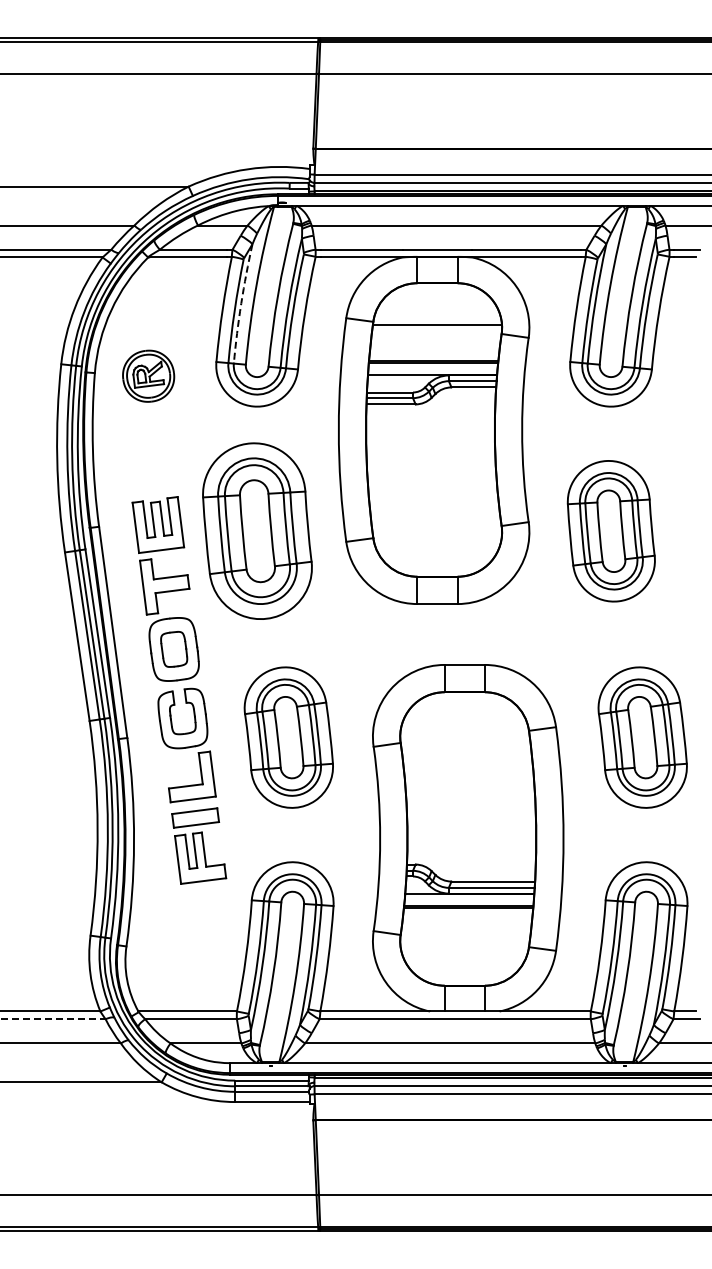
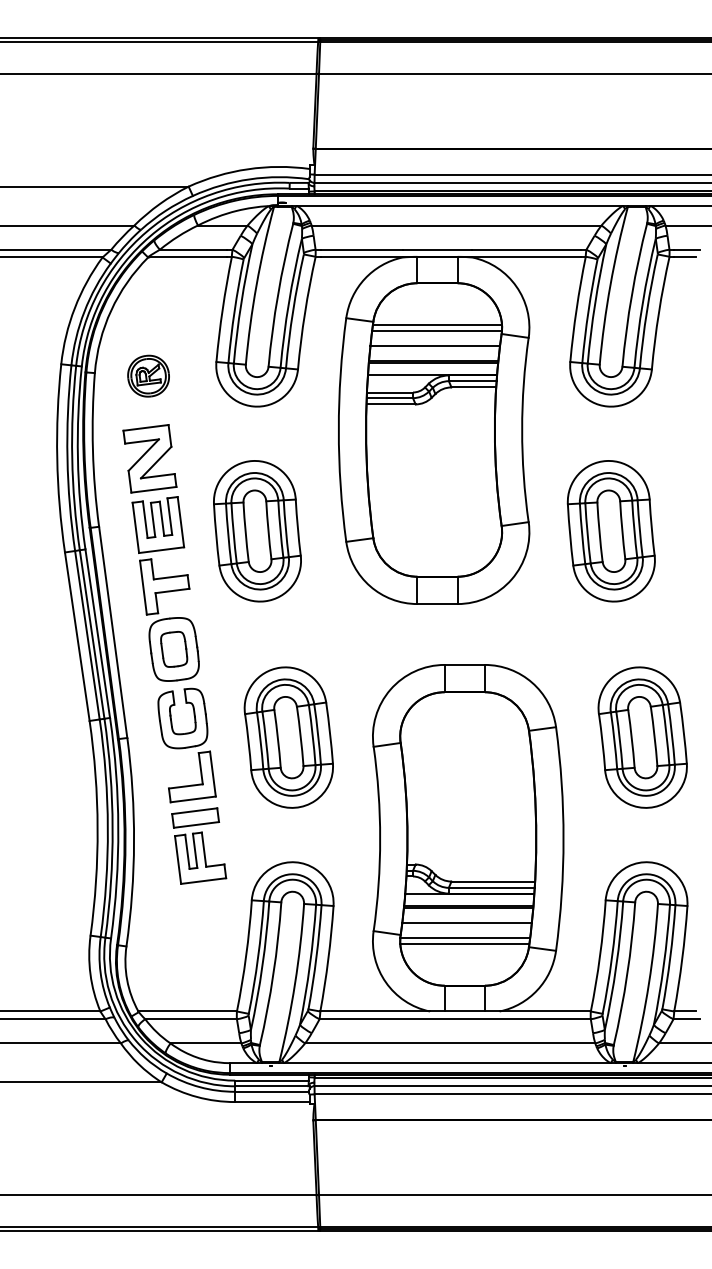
arc: dashed -> solid (241, 303)
line: none -> present (436, 330)
line: none -> present (434, 346)
part size: 54x54 px -> 43x44 px (148, 375)
part: none -> present (149, 458)
part size: 111x178 px -> 89x143 px (257, 531)
line: none -> present (466, 922)
line: none -> present (465, 938)
line: none -> present (464, 944)
line: dashed -> solid (53, 1019)
